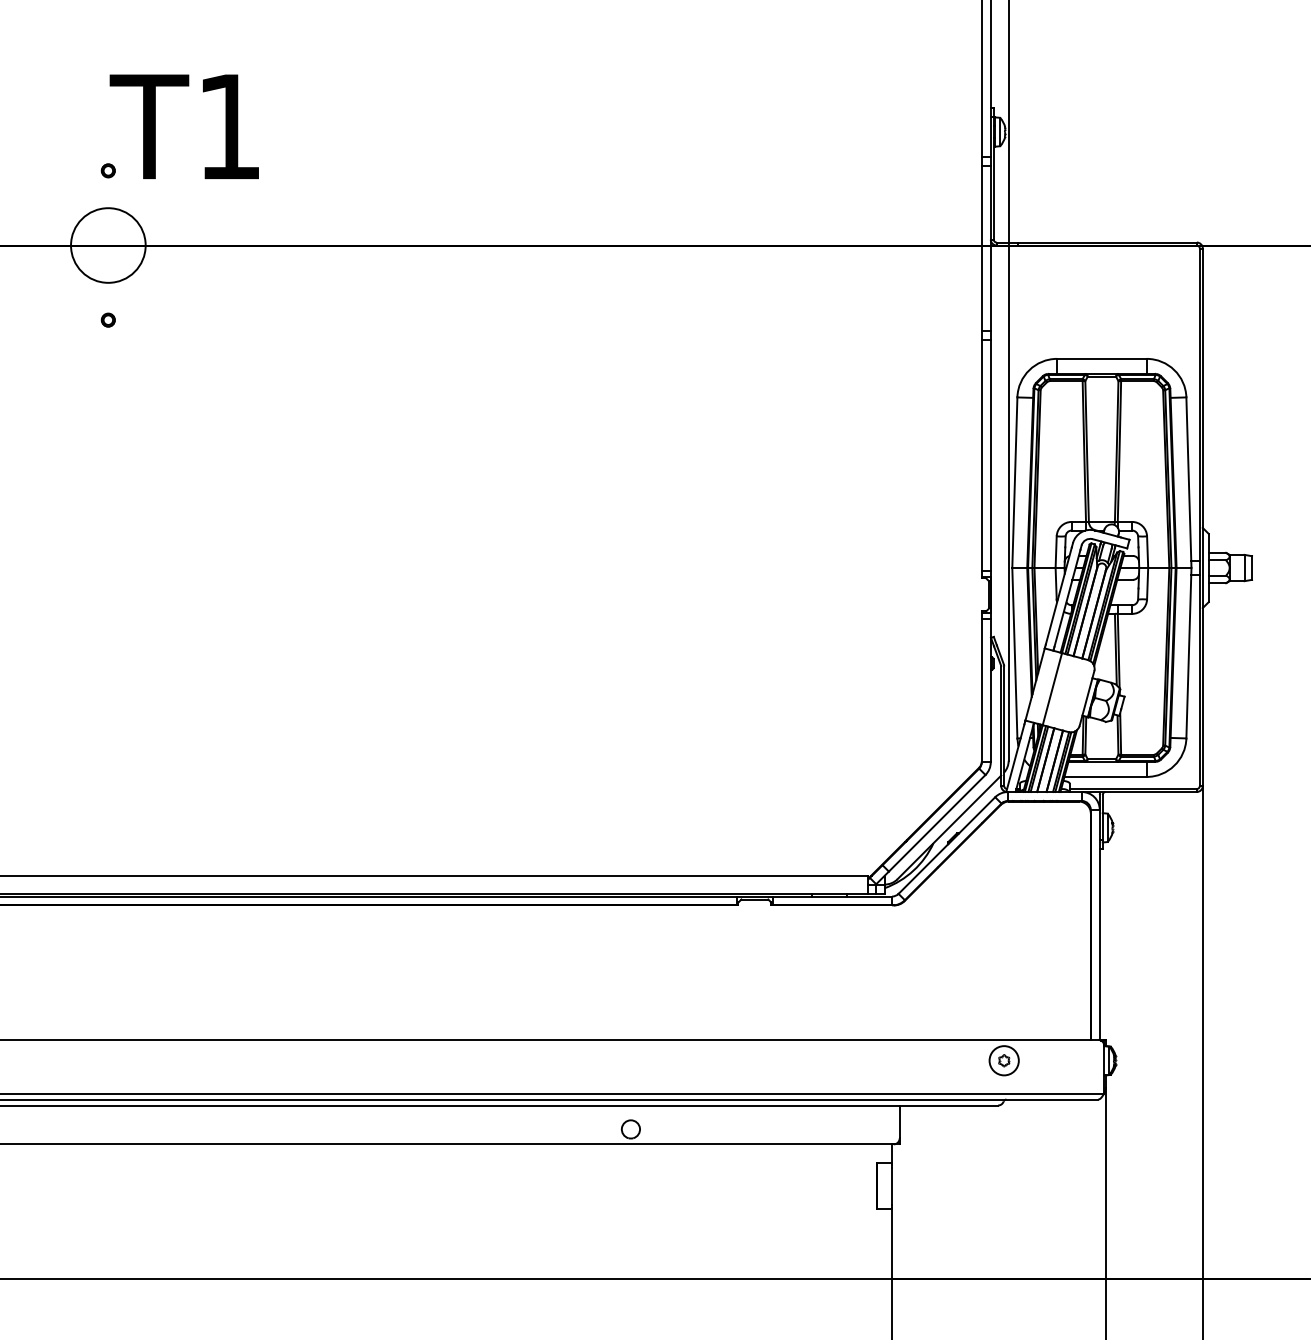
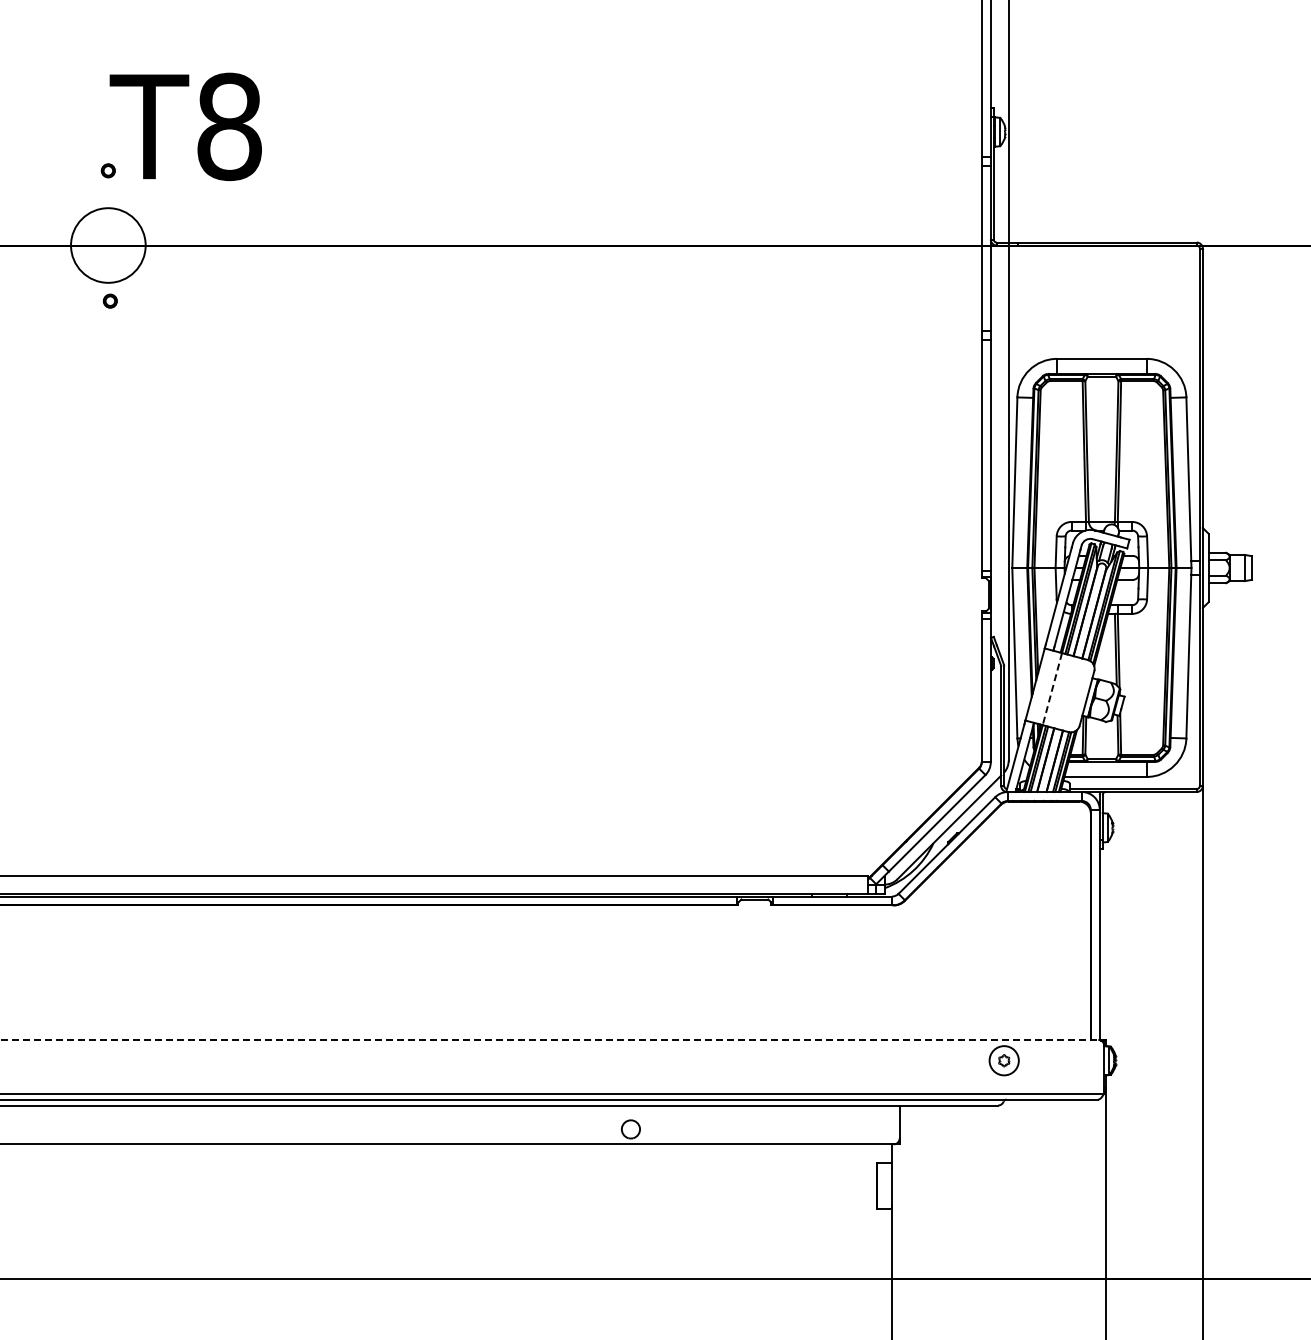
text: T1 -> T8 (229, 126)
circle position: (107, 319) -> (109, 300) (109, 300)
line: solid -> dashed (1052, 689)
line: solid -> dashed (549, 1039)
